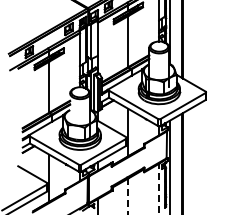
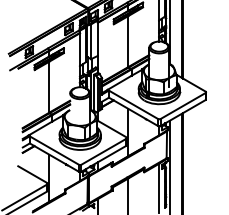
line: dashed -> solid (159, 187)
line: dashed -> solid (128, 196)
